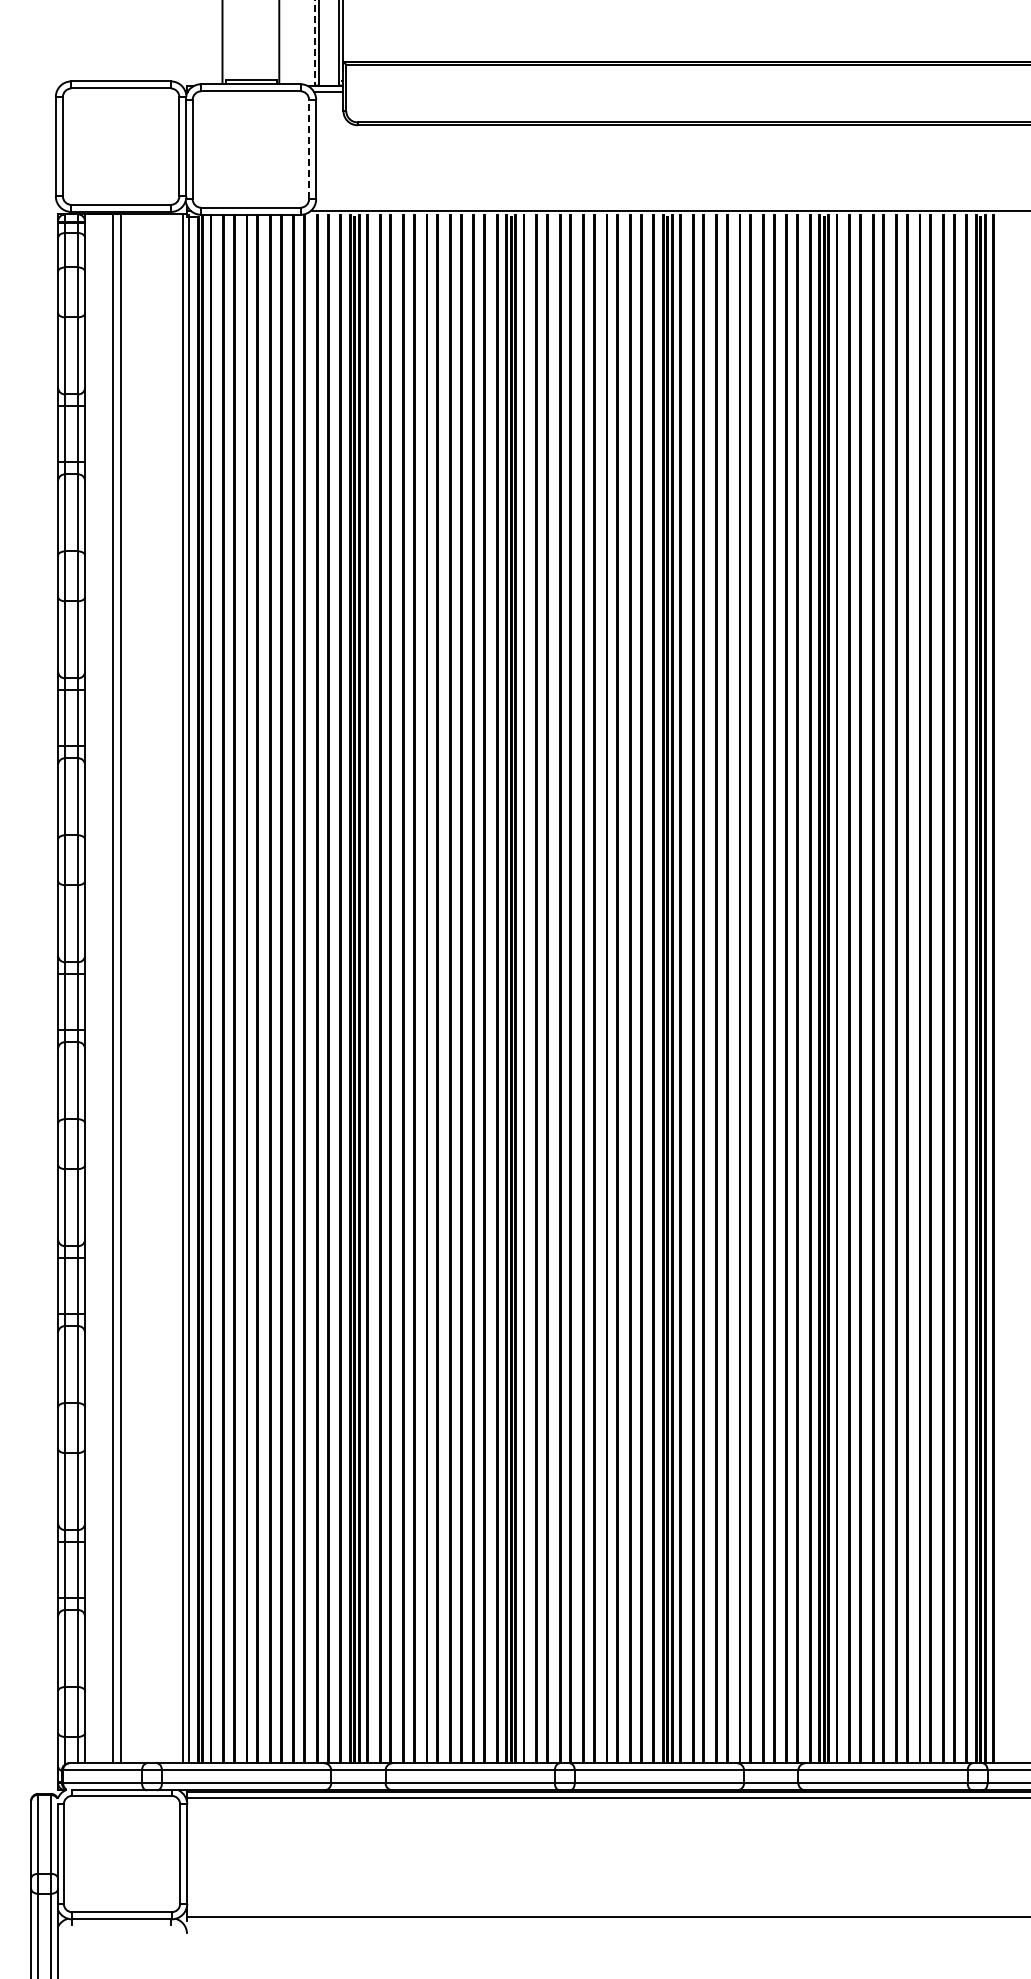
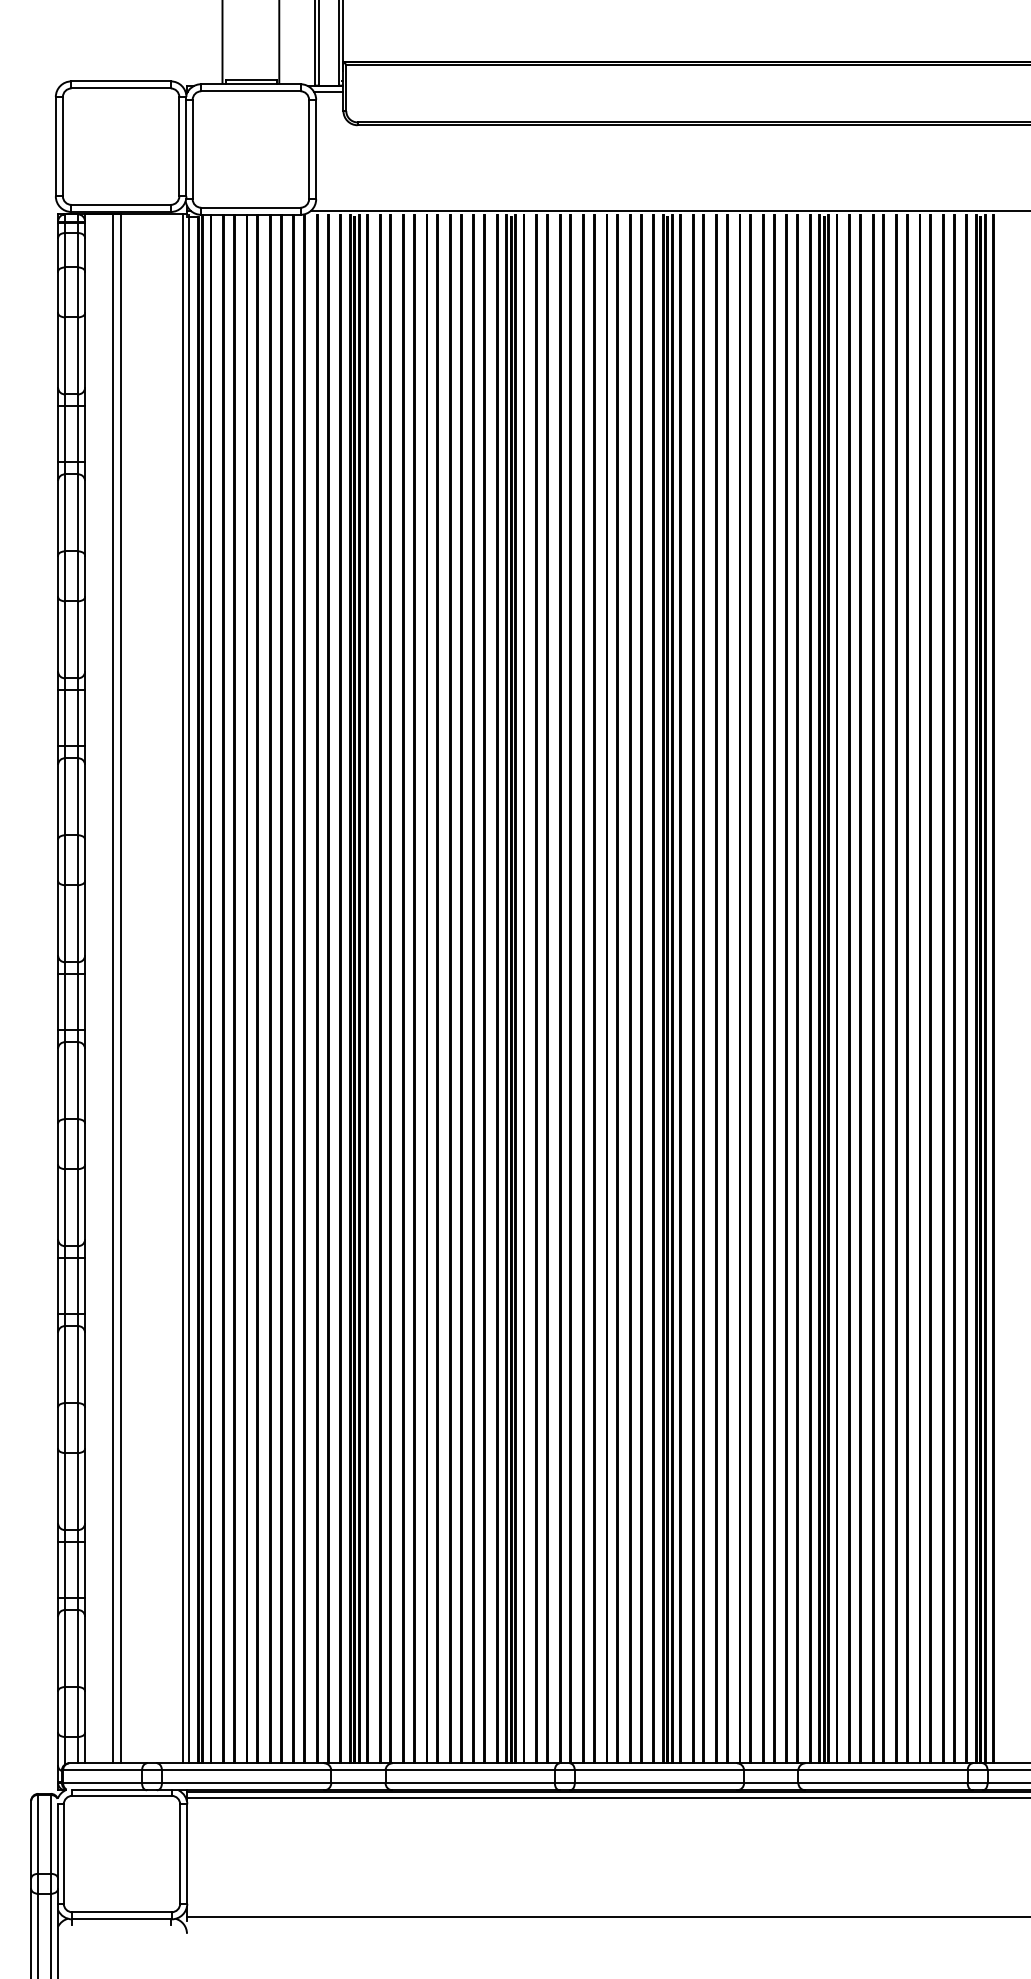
line: dashed -> solid (314, 43)
line: dashed -> solid (309, 149)
